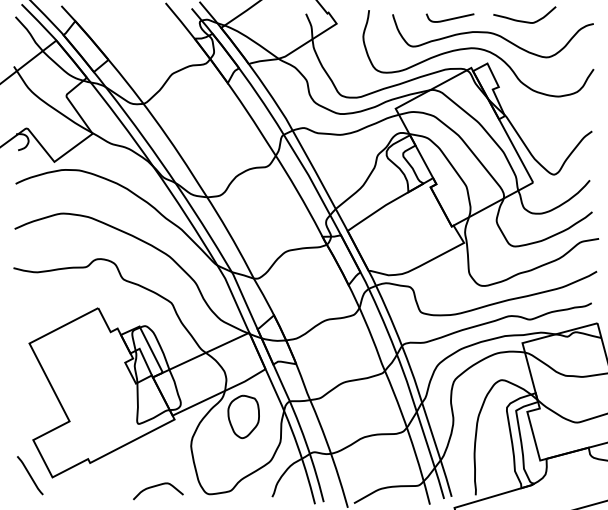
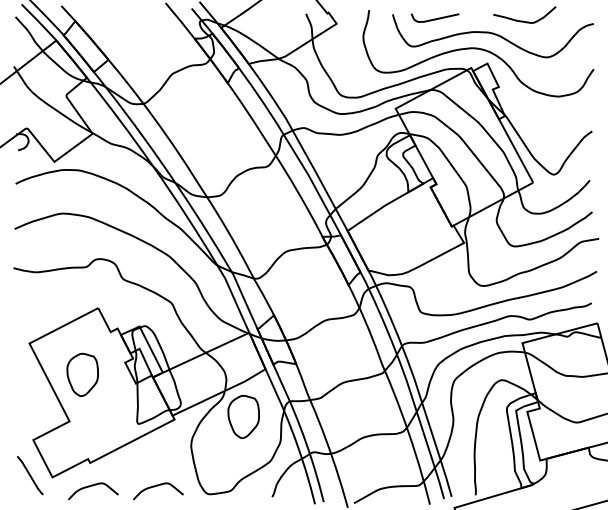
curve position: (449, 18) -> (434, 18) (434, 18)
part: none -> present (82, 374)
curve: none -> present (93, 486)
